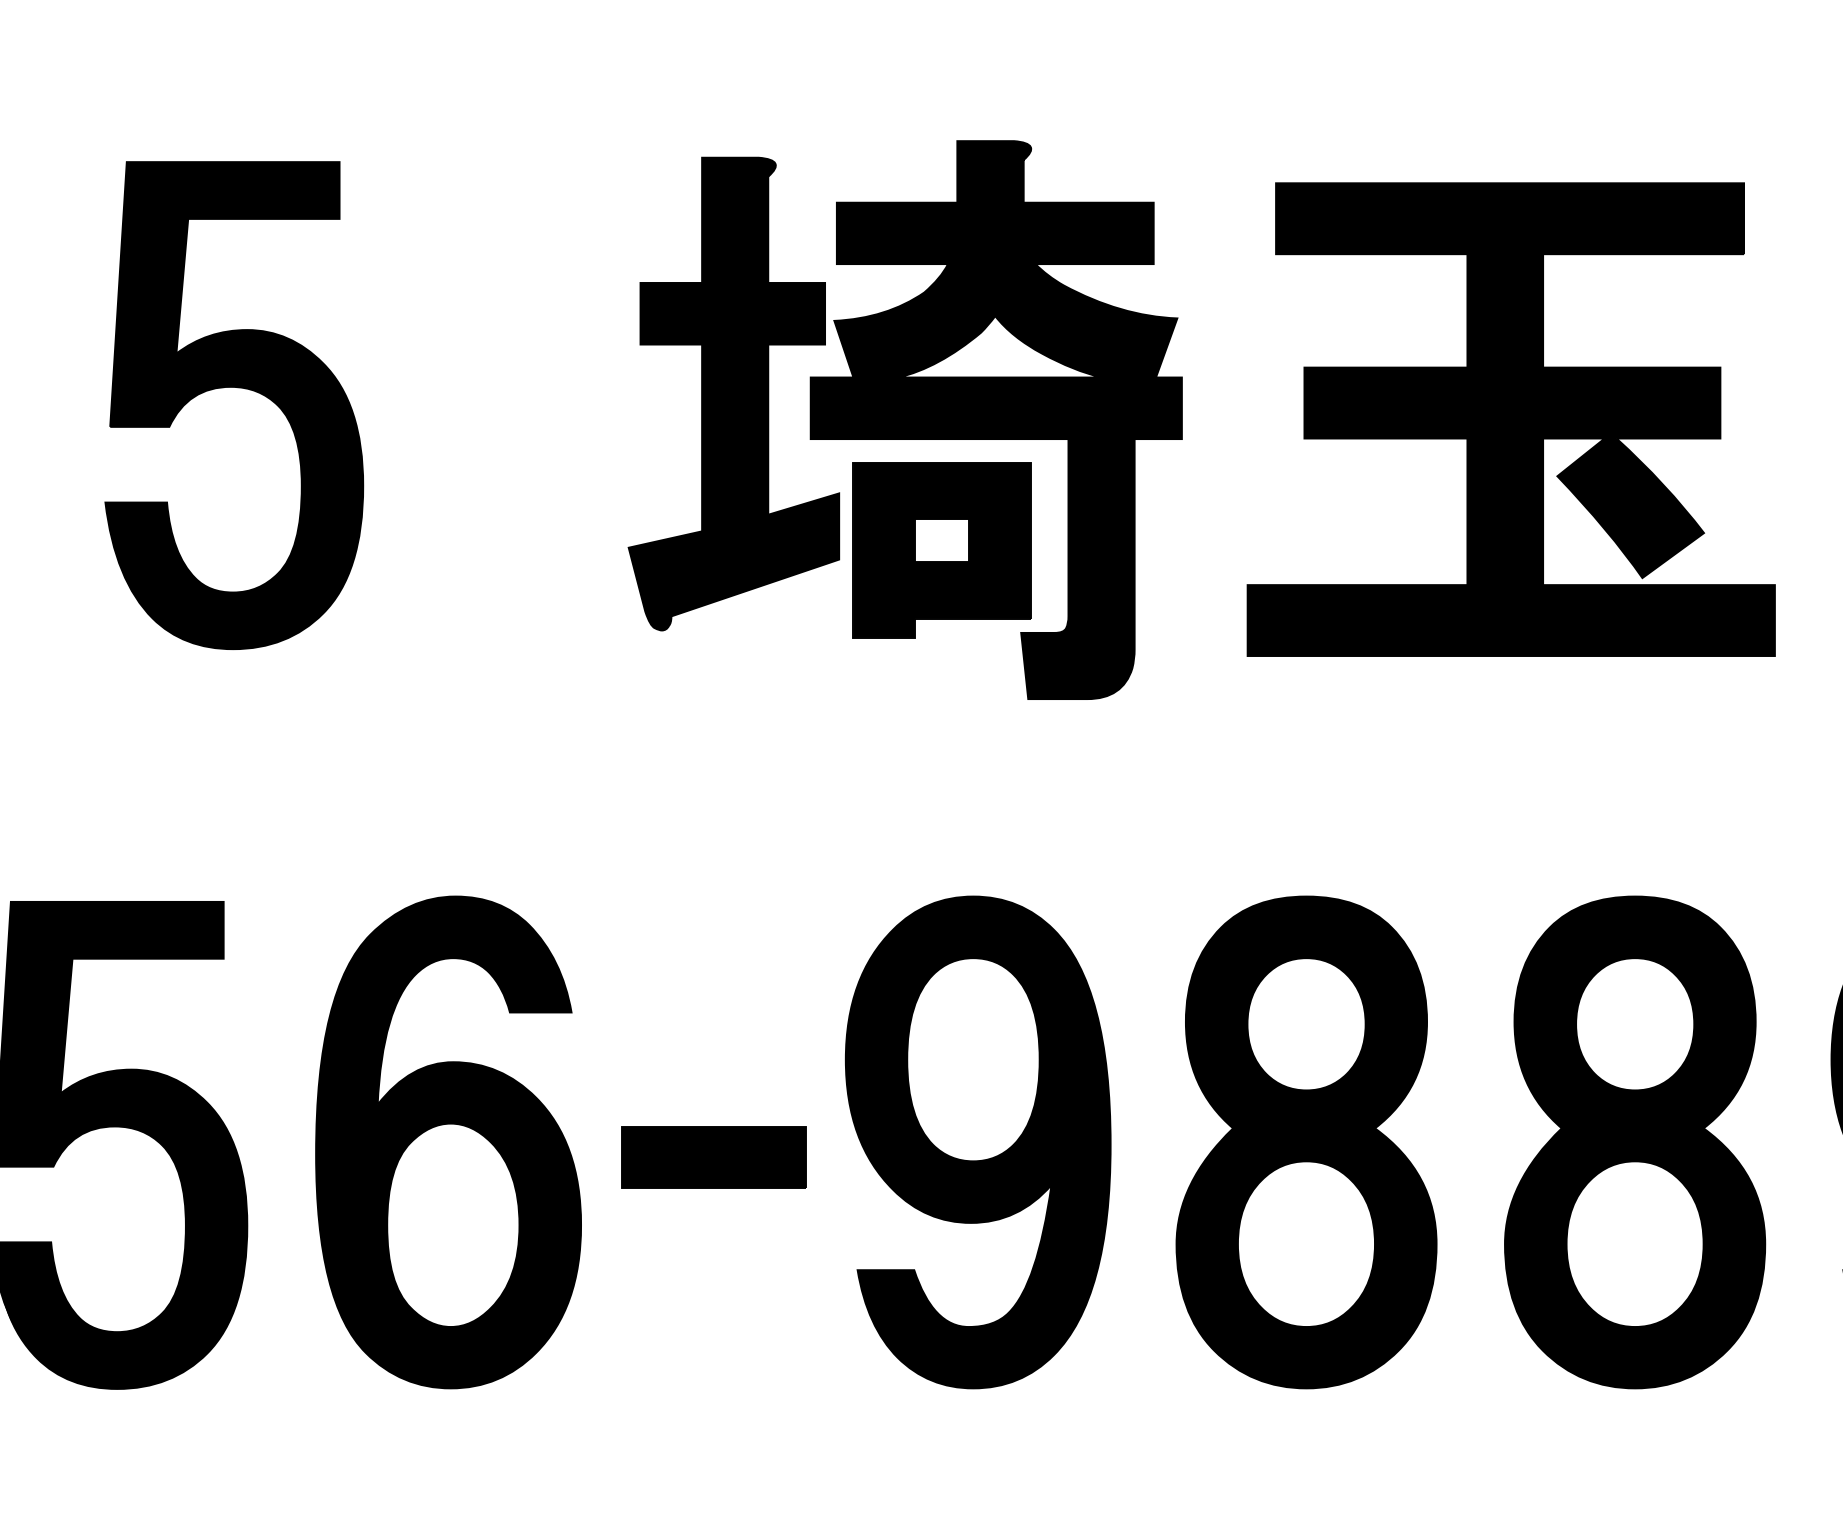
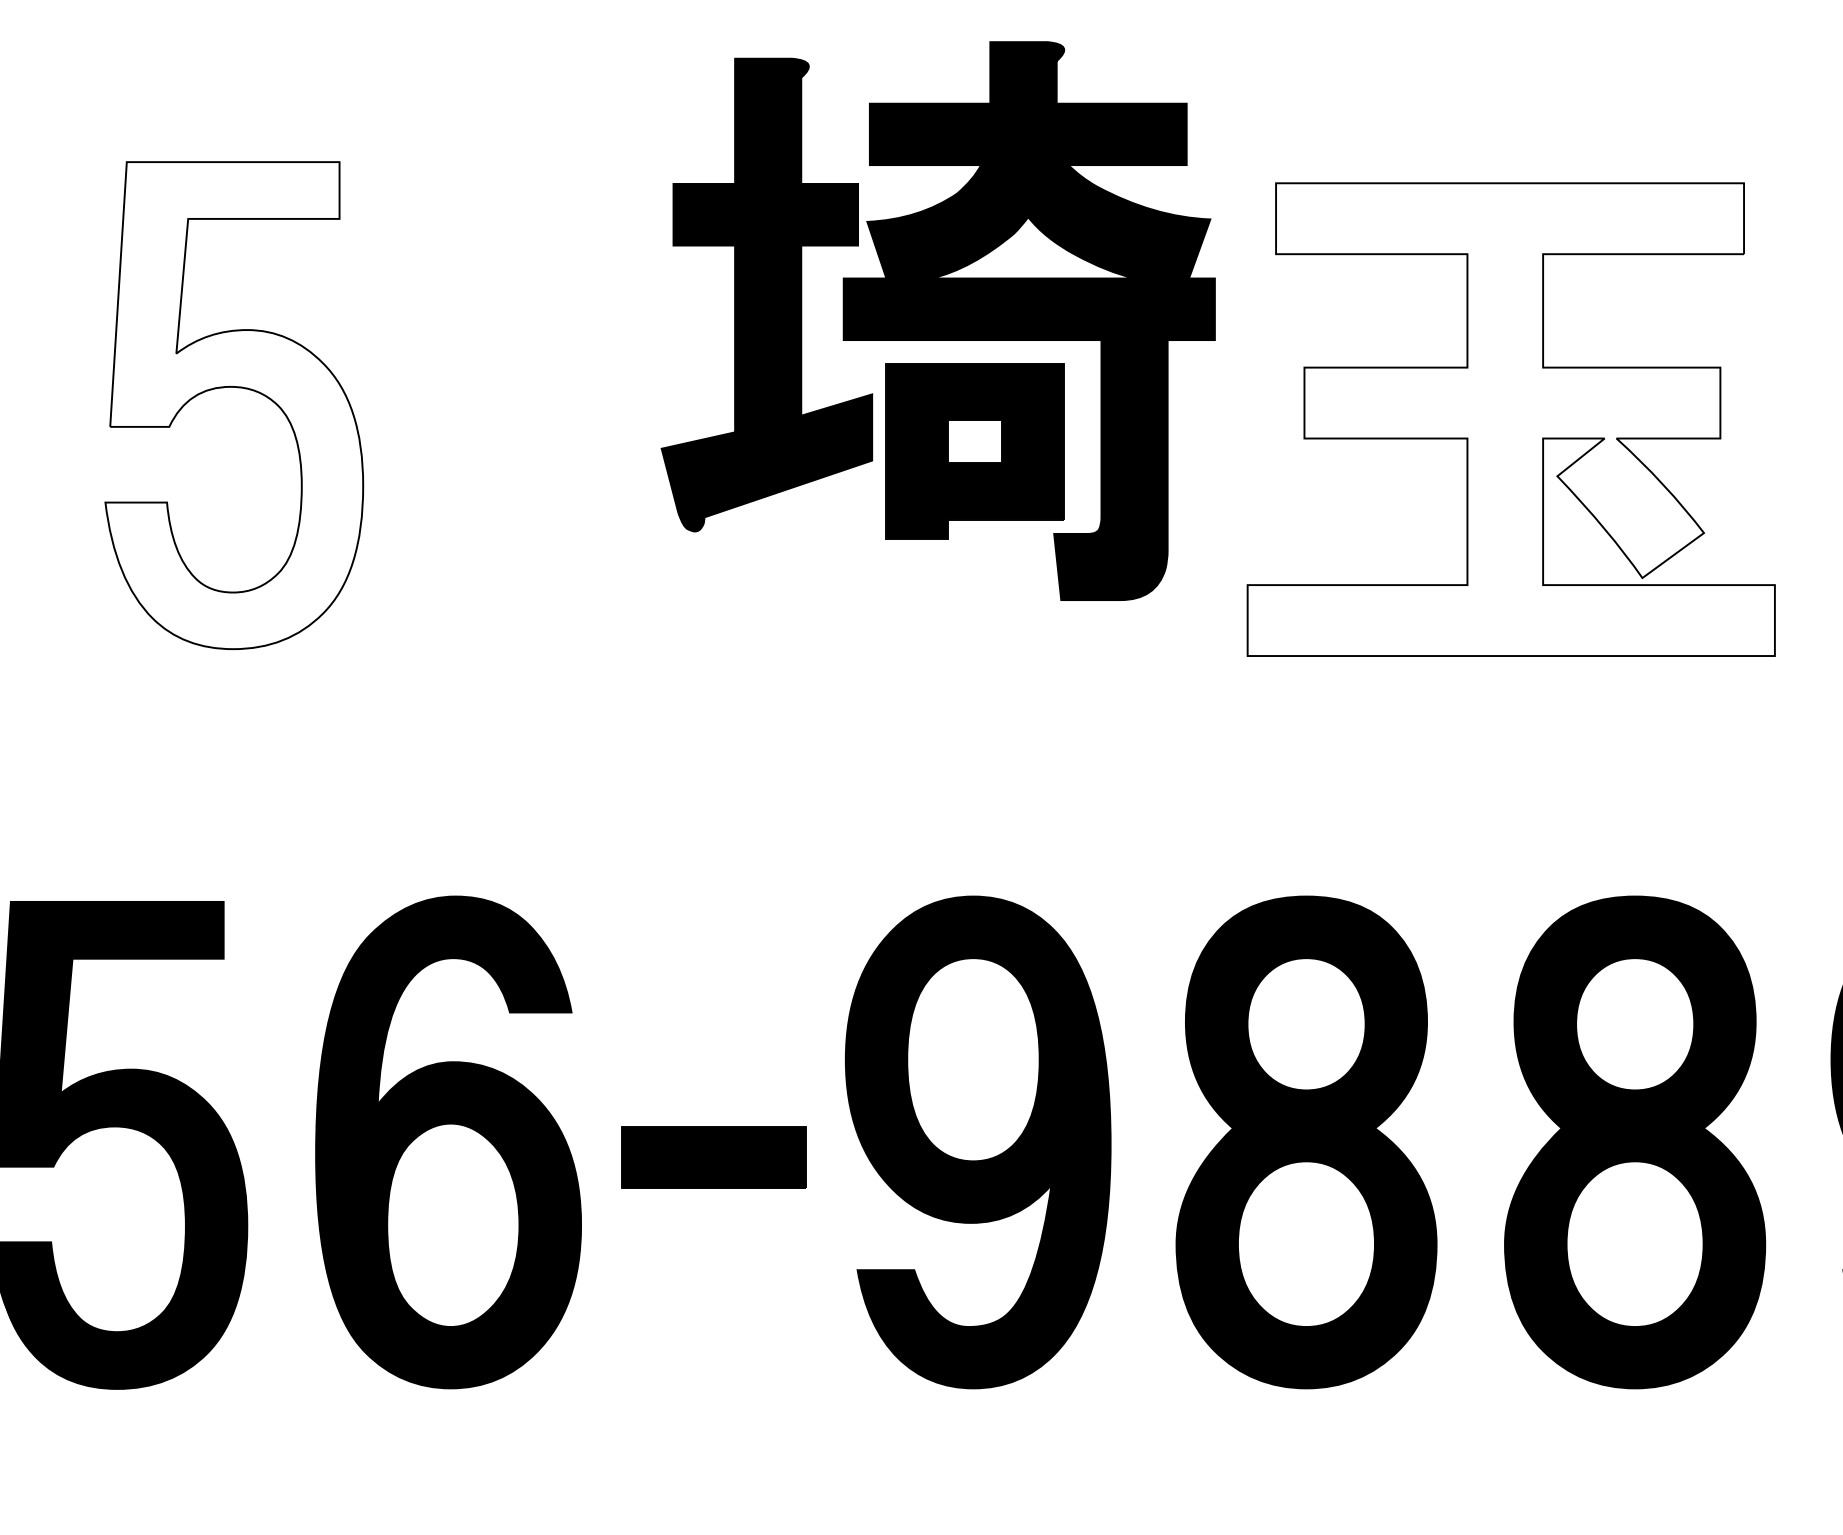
fill: present -> none (234, 405)
part position: (904, 419) -> (937, 320) (937, 320)
fill: present -> none (1510, 419)
